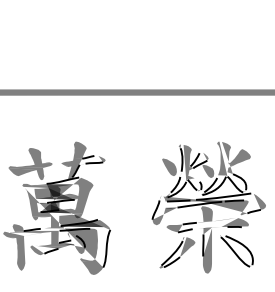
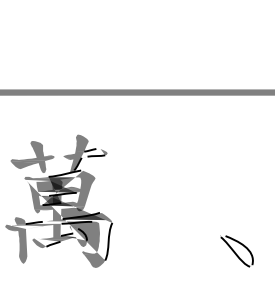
part position: (56, 207) -> (58, 200) (58, 200)
part: present -> none (208, 207)
